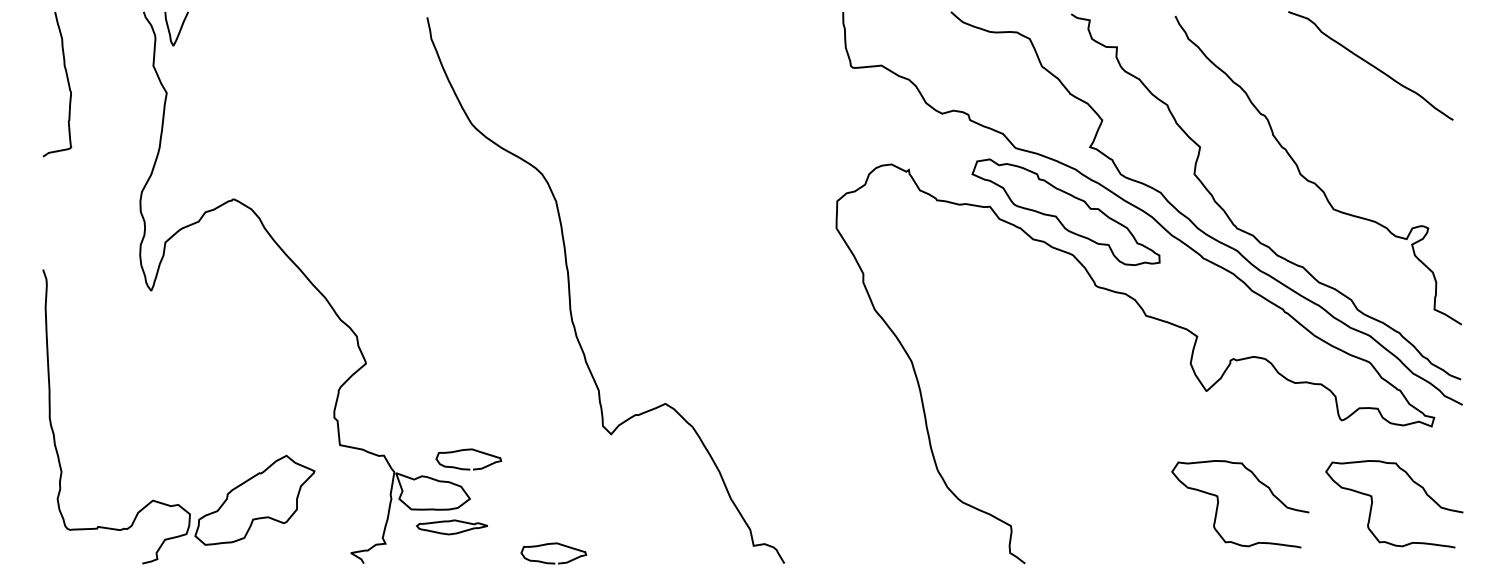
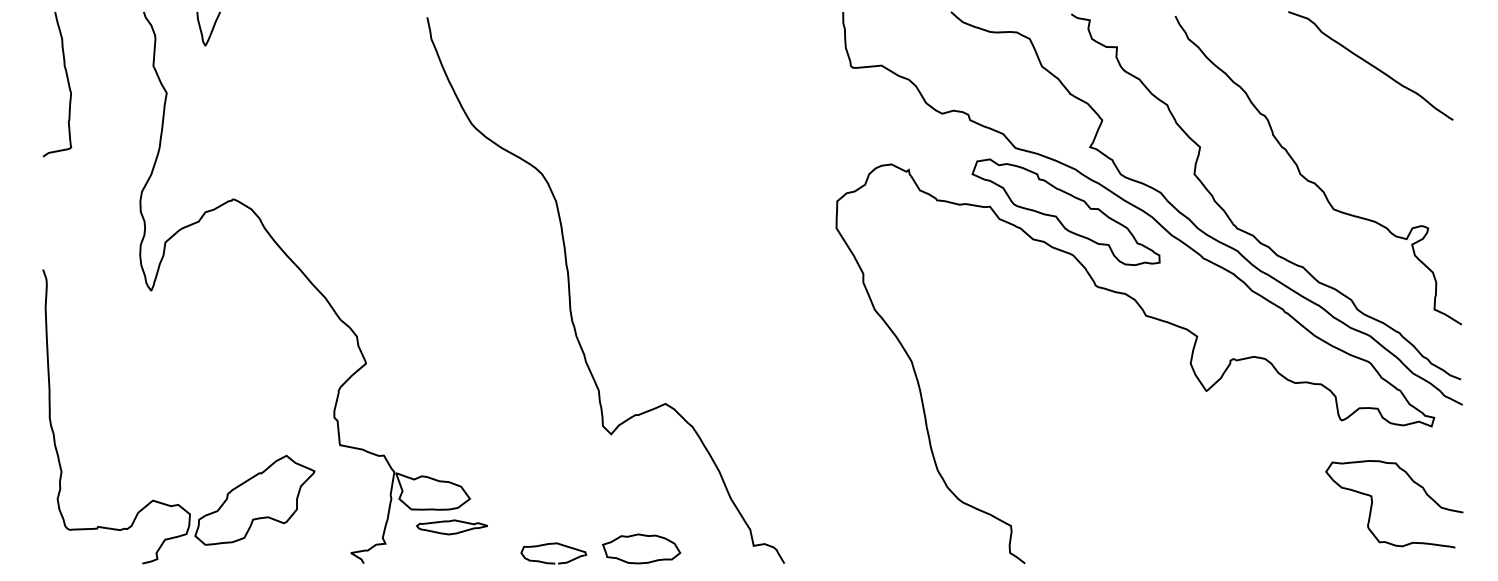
curve position: (179, 29) -> (211, 29) (211, 29)
part: present -> none (468, 450)
curve: present -> none (1218, 504)
part: none -> present (641, 548)
